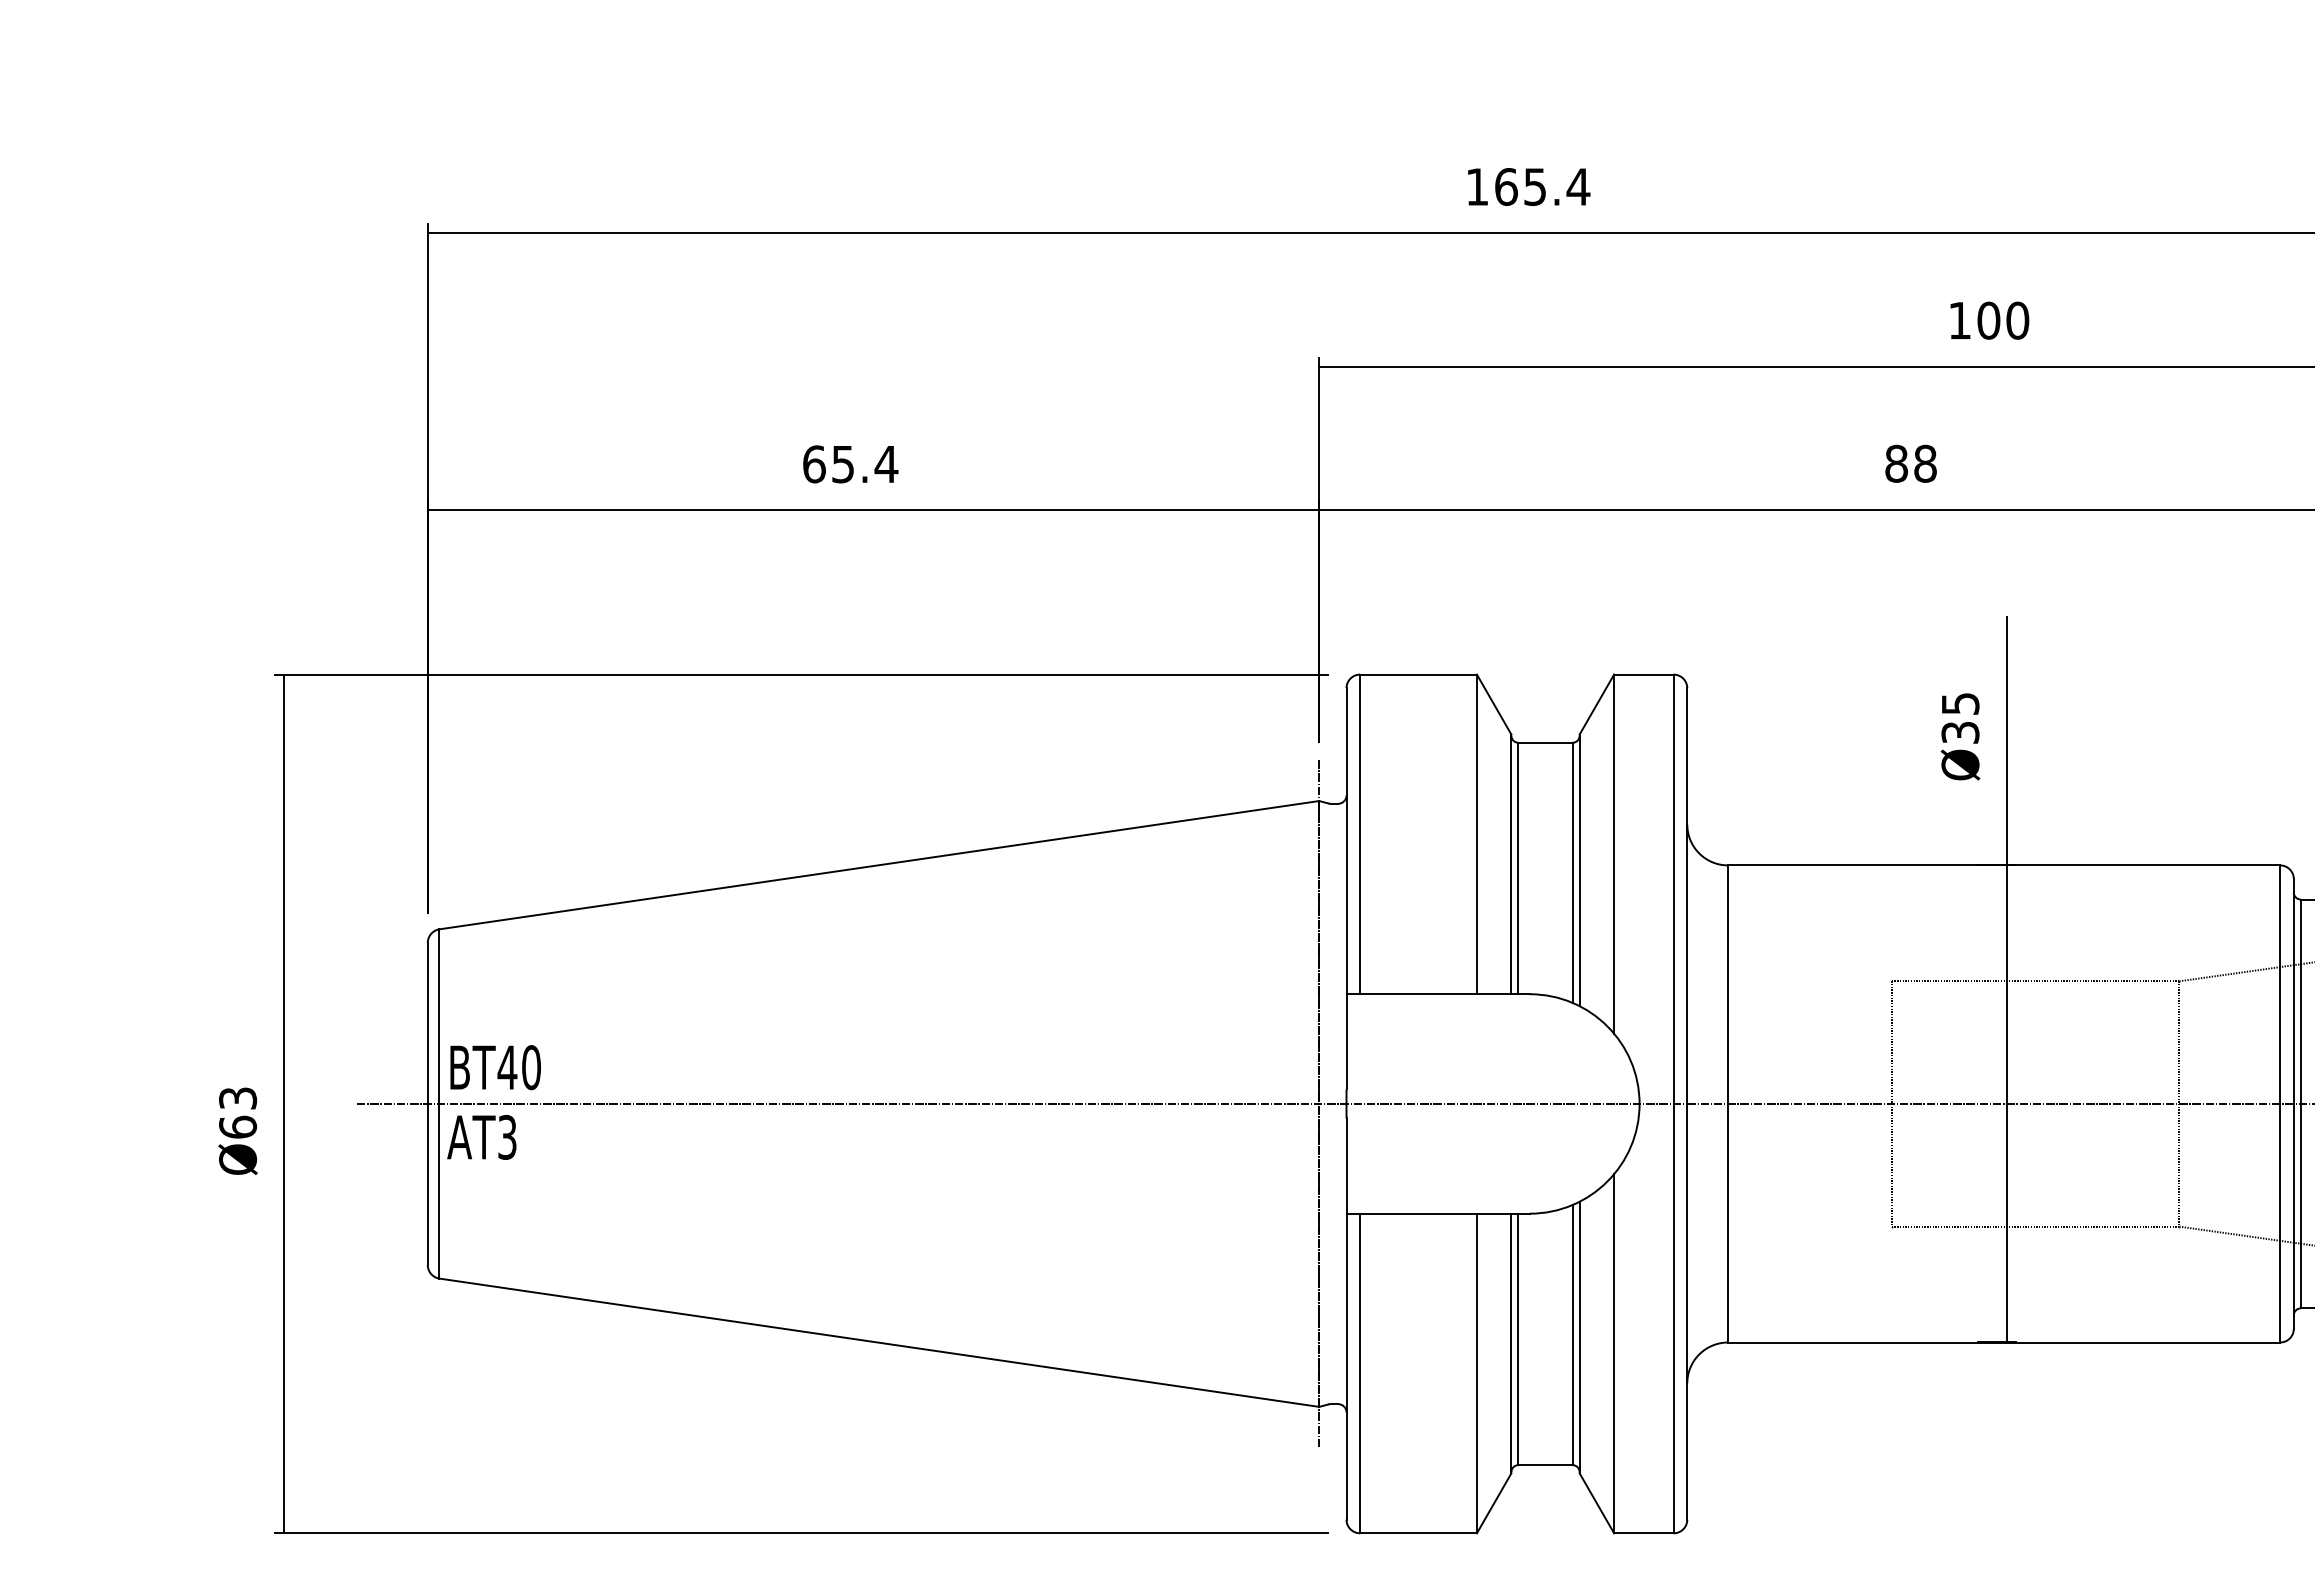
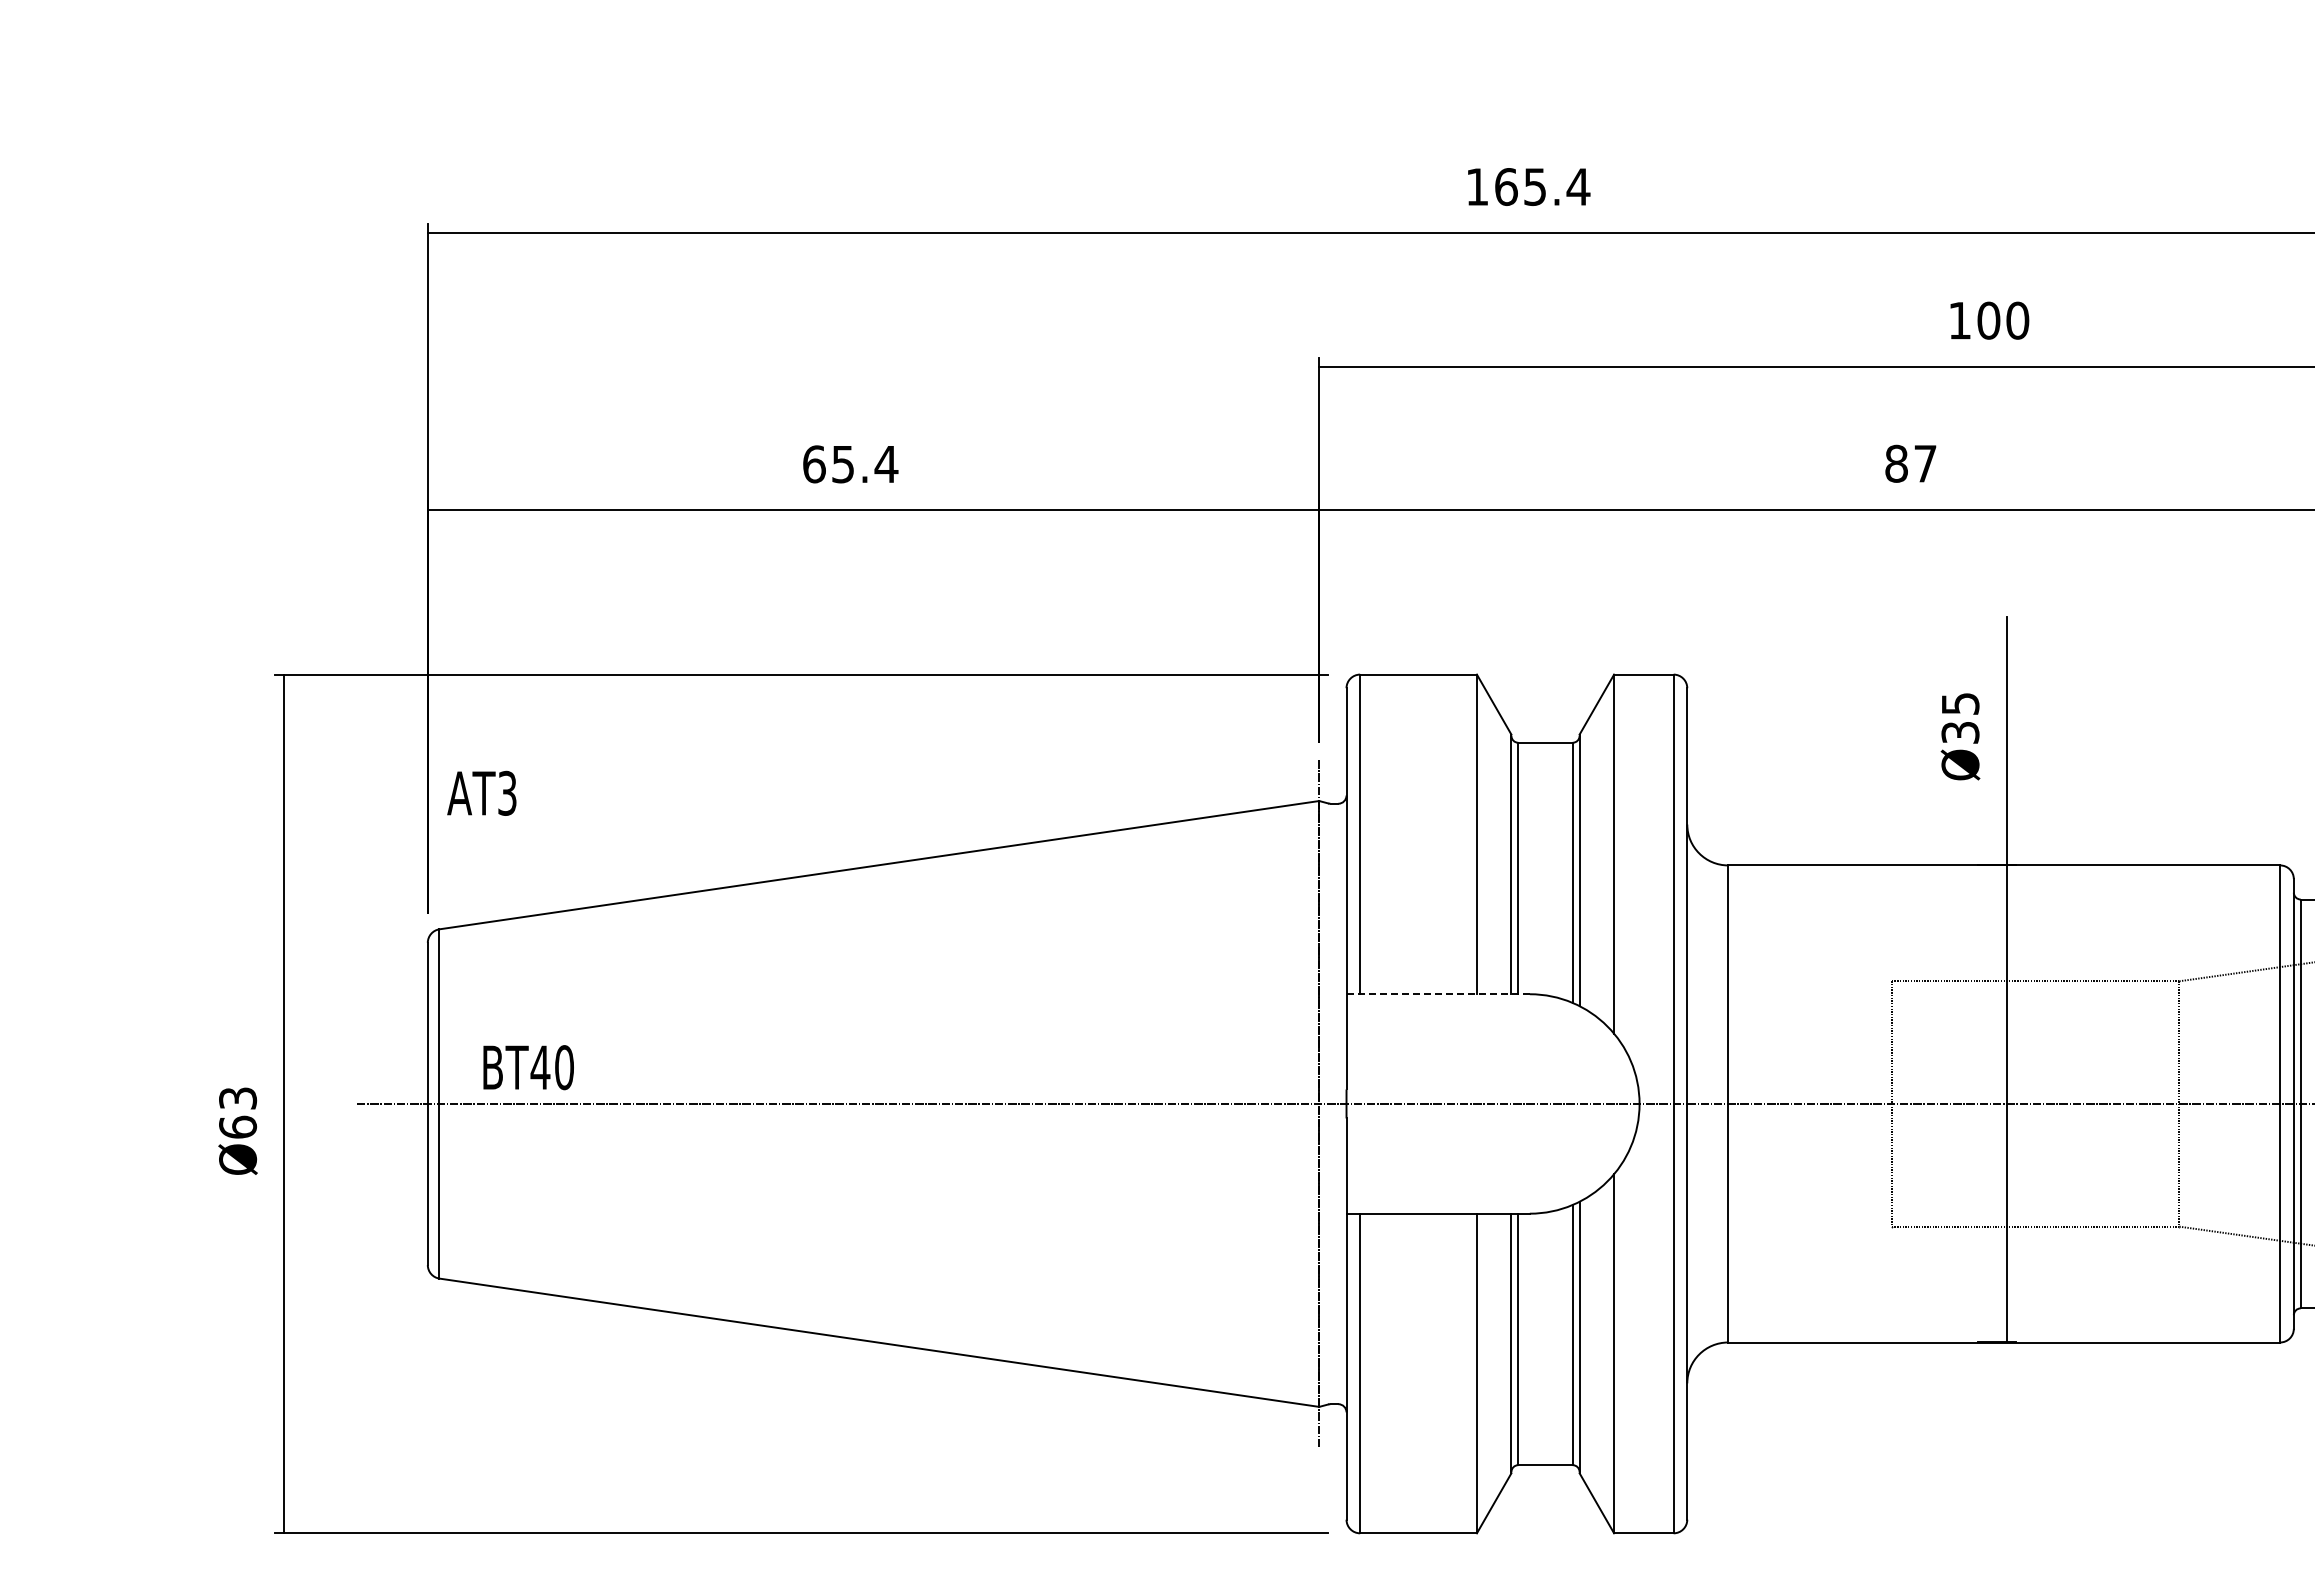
text: 88 -> 87 (1925, 463)
line: solid -> dashed (1438, 994)
text position: (495, 1067) -> (528, 1067) (528, 1067)
text position: (481, 1136) -> (481, 792) (481, 792)
